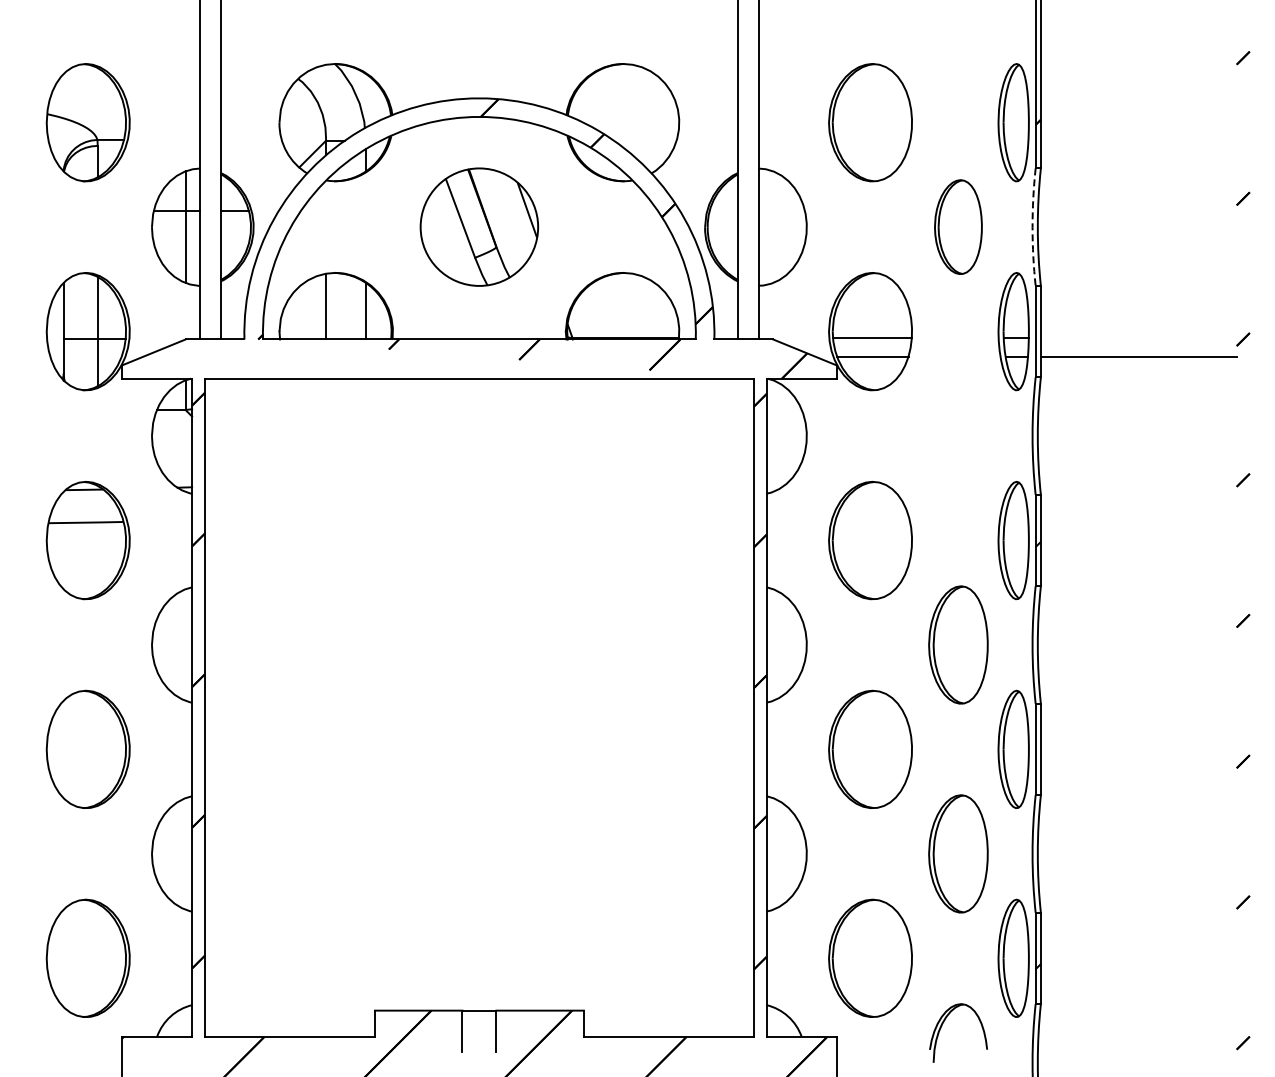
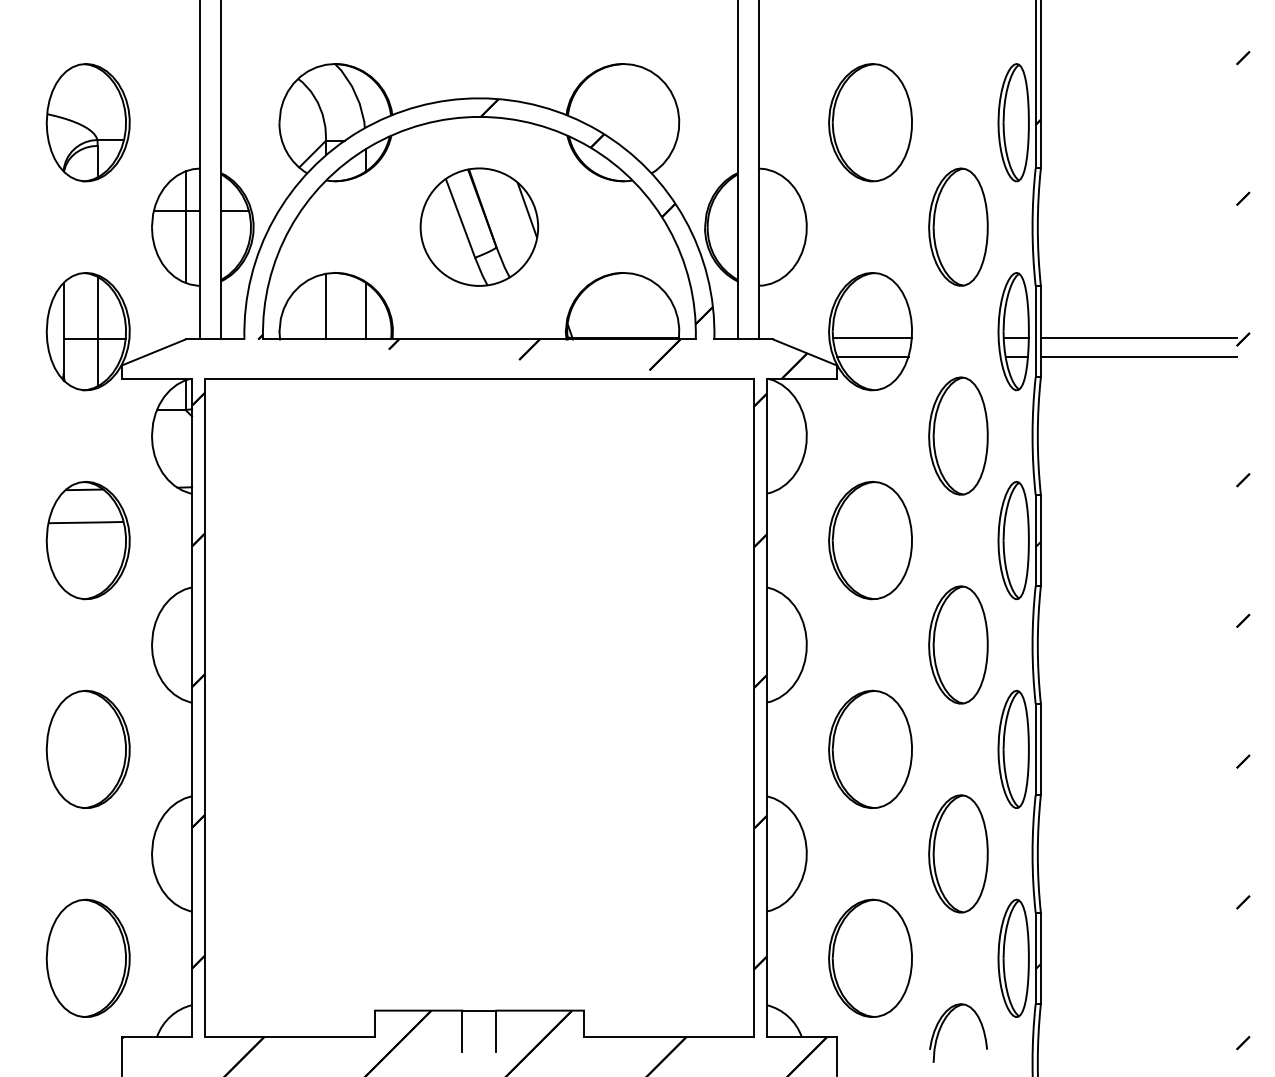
part size: 49x96 px -> 61x120 px (958, 226)
arc: dashed -> solid (1032, 227)
line: none -> present (1138, 338)
part: none -> present (958, 435)
